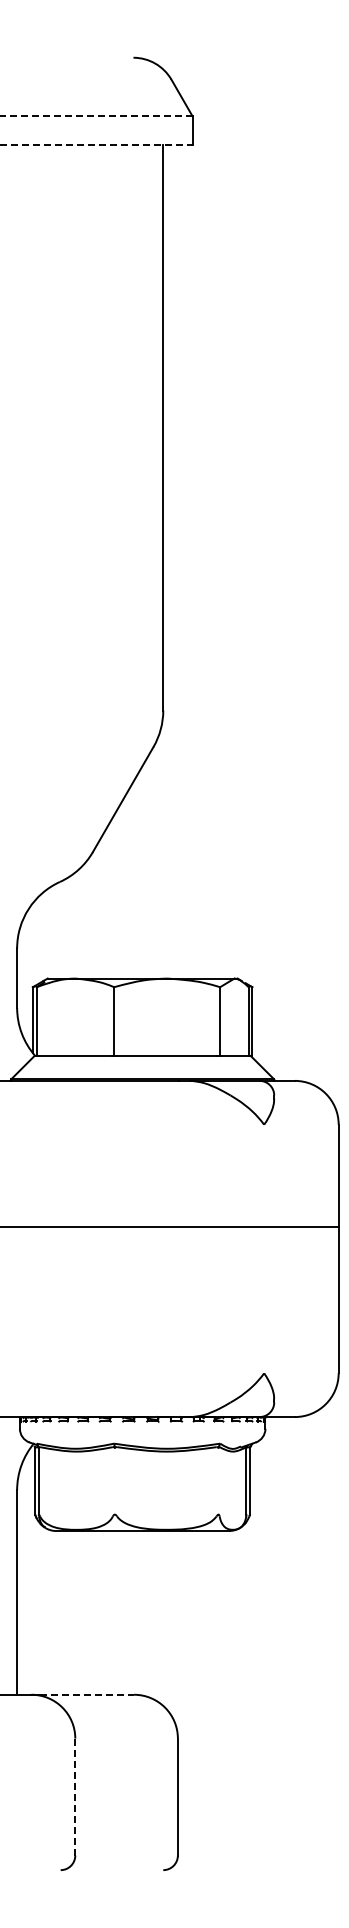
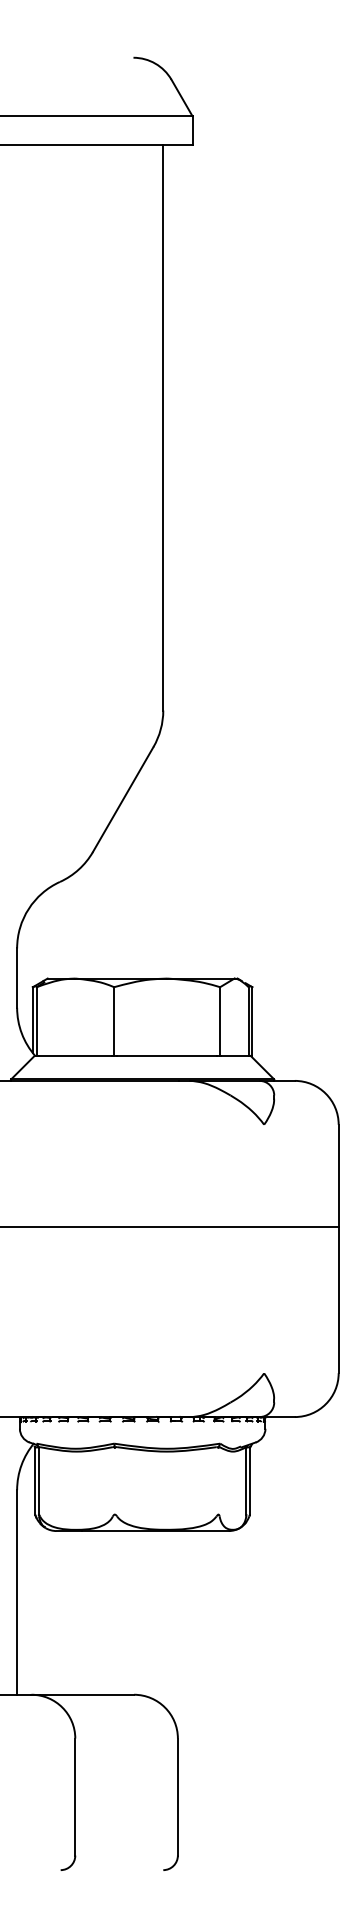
line: dashed -> solid (96, 116)
line: dashed -> solid (96, 145)
line: dashed -> solid (87, 1694)
line: dashed -> solid (75, 1797)
